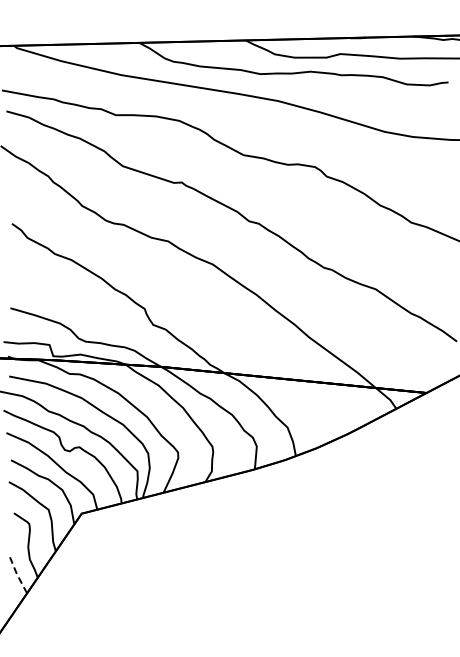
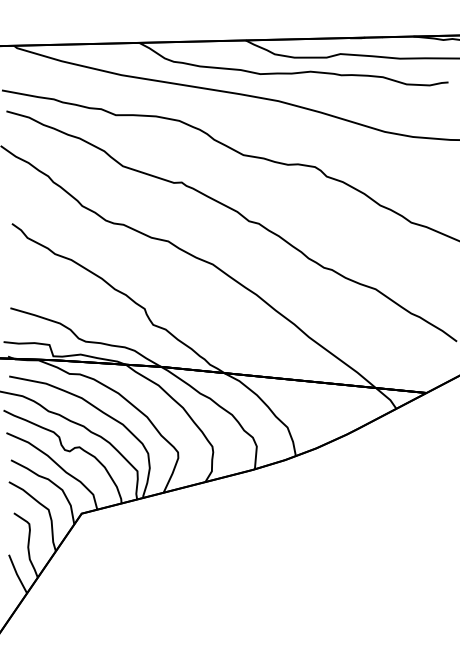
line: dashed -> solid (16, 574)
